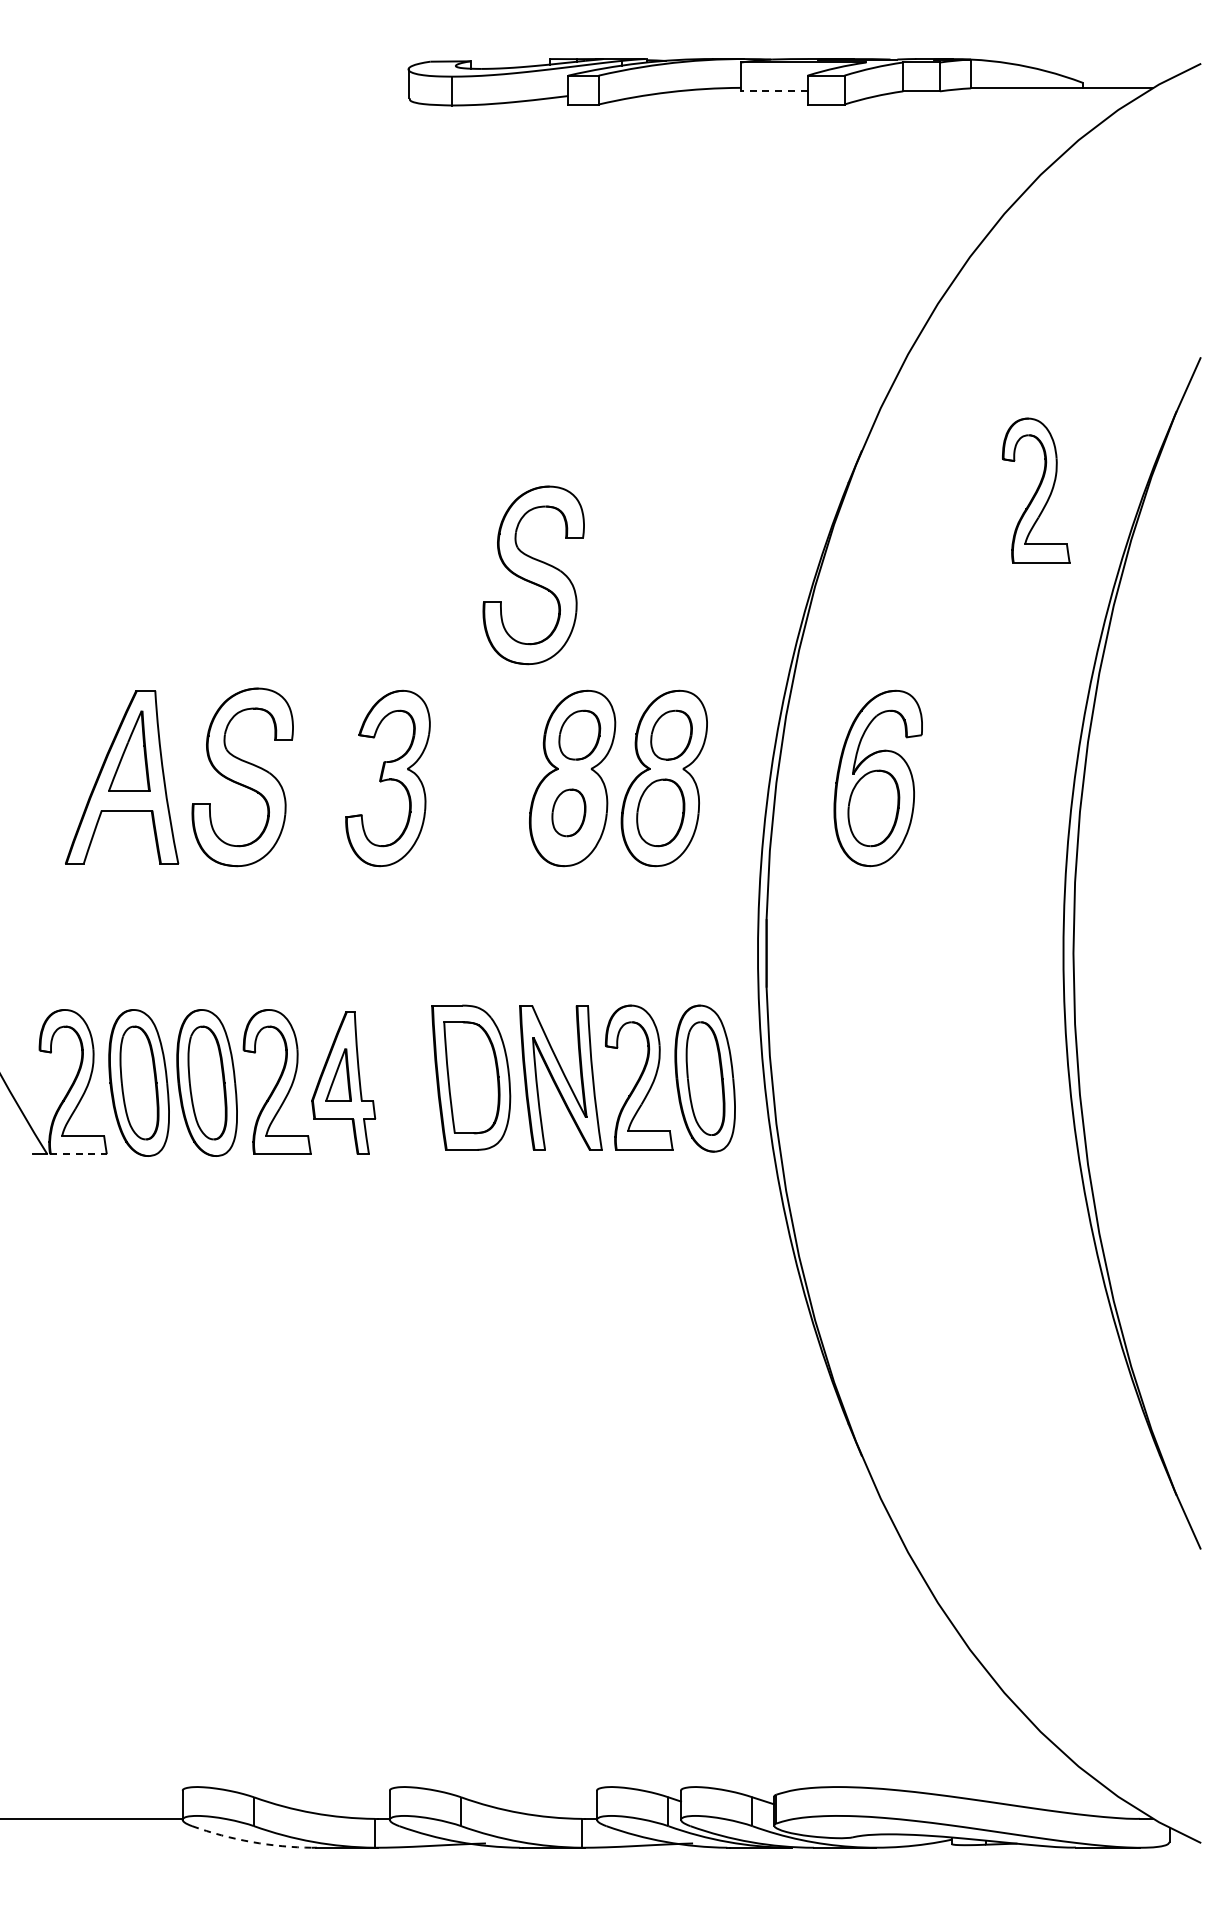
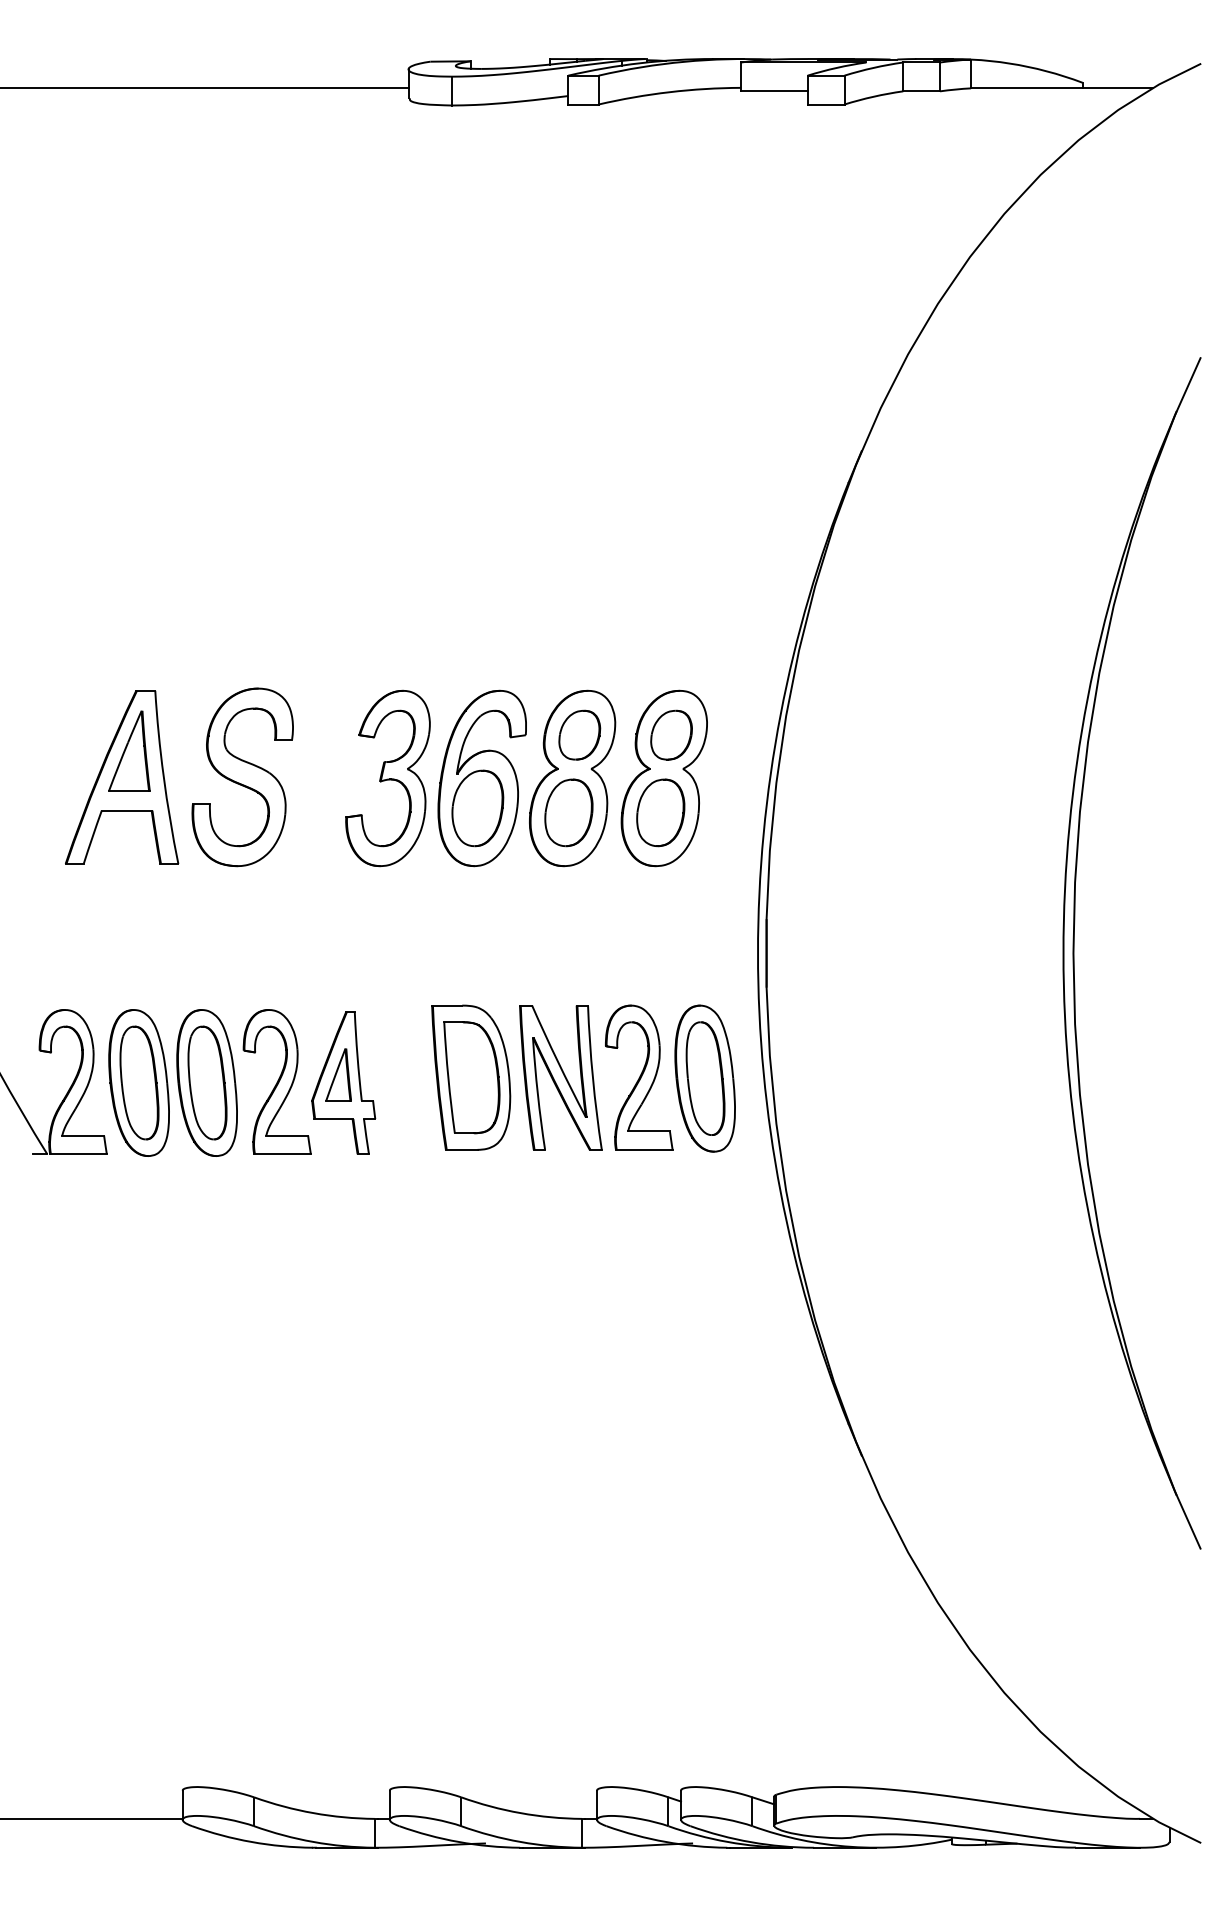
line: none -> present (205, 87)
line: dashed -> solid (773, 91)
part: present -> none (1036, 490)
part: present -> none (533, 575)
part position: (877, 778) -> (481, 778) (481, 778)
part size: 36x50 px -> 50x70 px (568, 812)
line: dashed -> solid (79, 1154)
arc: dashed -> solid (251, 1842)
